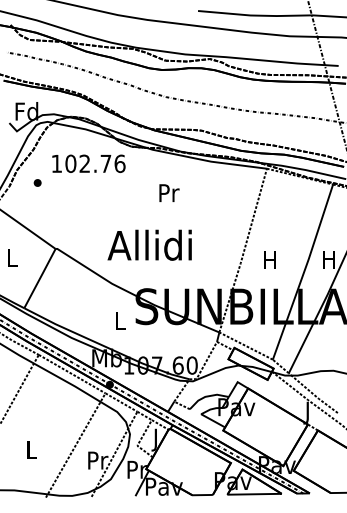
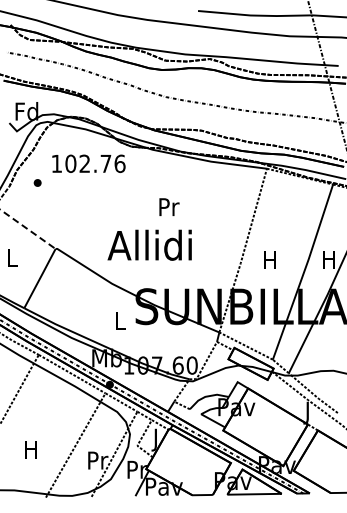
text position: (169, 192) -> (169, 206) (169, 206)
line: solid -> dashed (28, 229)
text: L -> H (30, 449)
